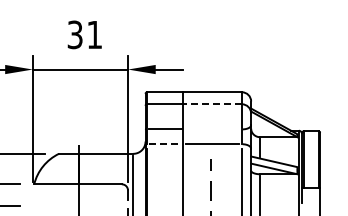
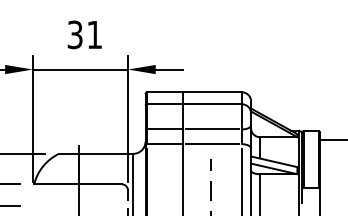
line: dashed -> solid (212, 104)
line: none -> present (212, 129)
line: none -> present (332, 140)
line: dashed -> solid (165, 144)
